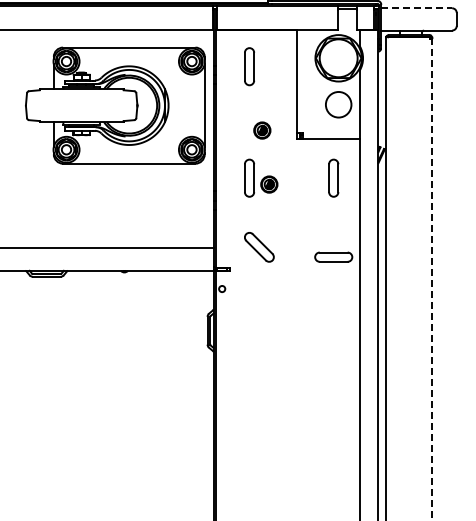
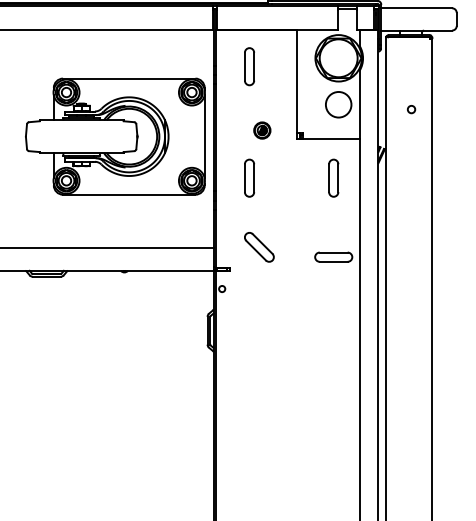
line: dashed -> solid (417, 8)
part position: (115, 105) -> (115, 136) (115, 136)
circle: none -> present (411, 109)
part: present -> none (269, 184)
line: dashed -> solid (432, 279)
